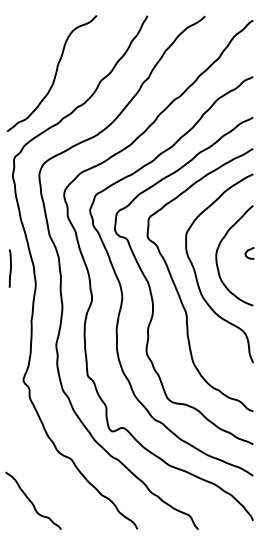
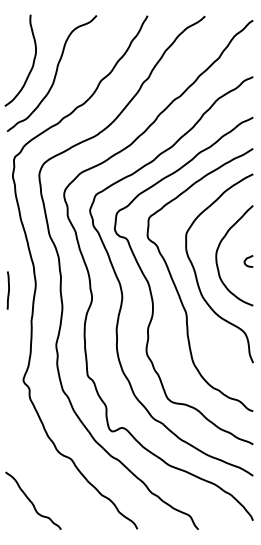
curve: none -> present (32, 62)
curve position: (248, 251) -> (247, 259) (247, 259)
line position: (10, 268) -> (8, 290) (8, 290)
